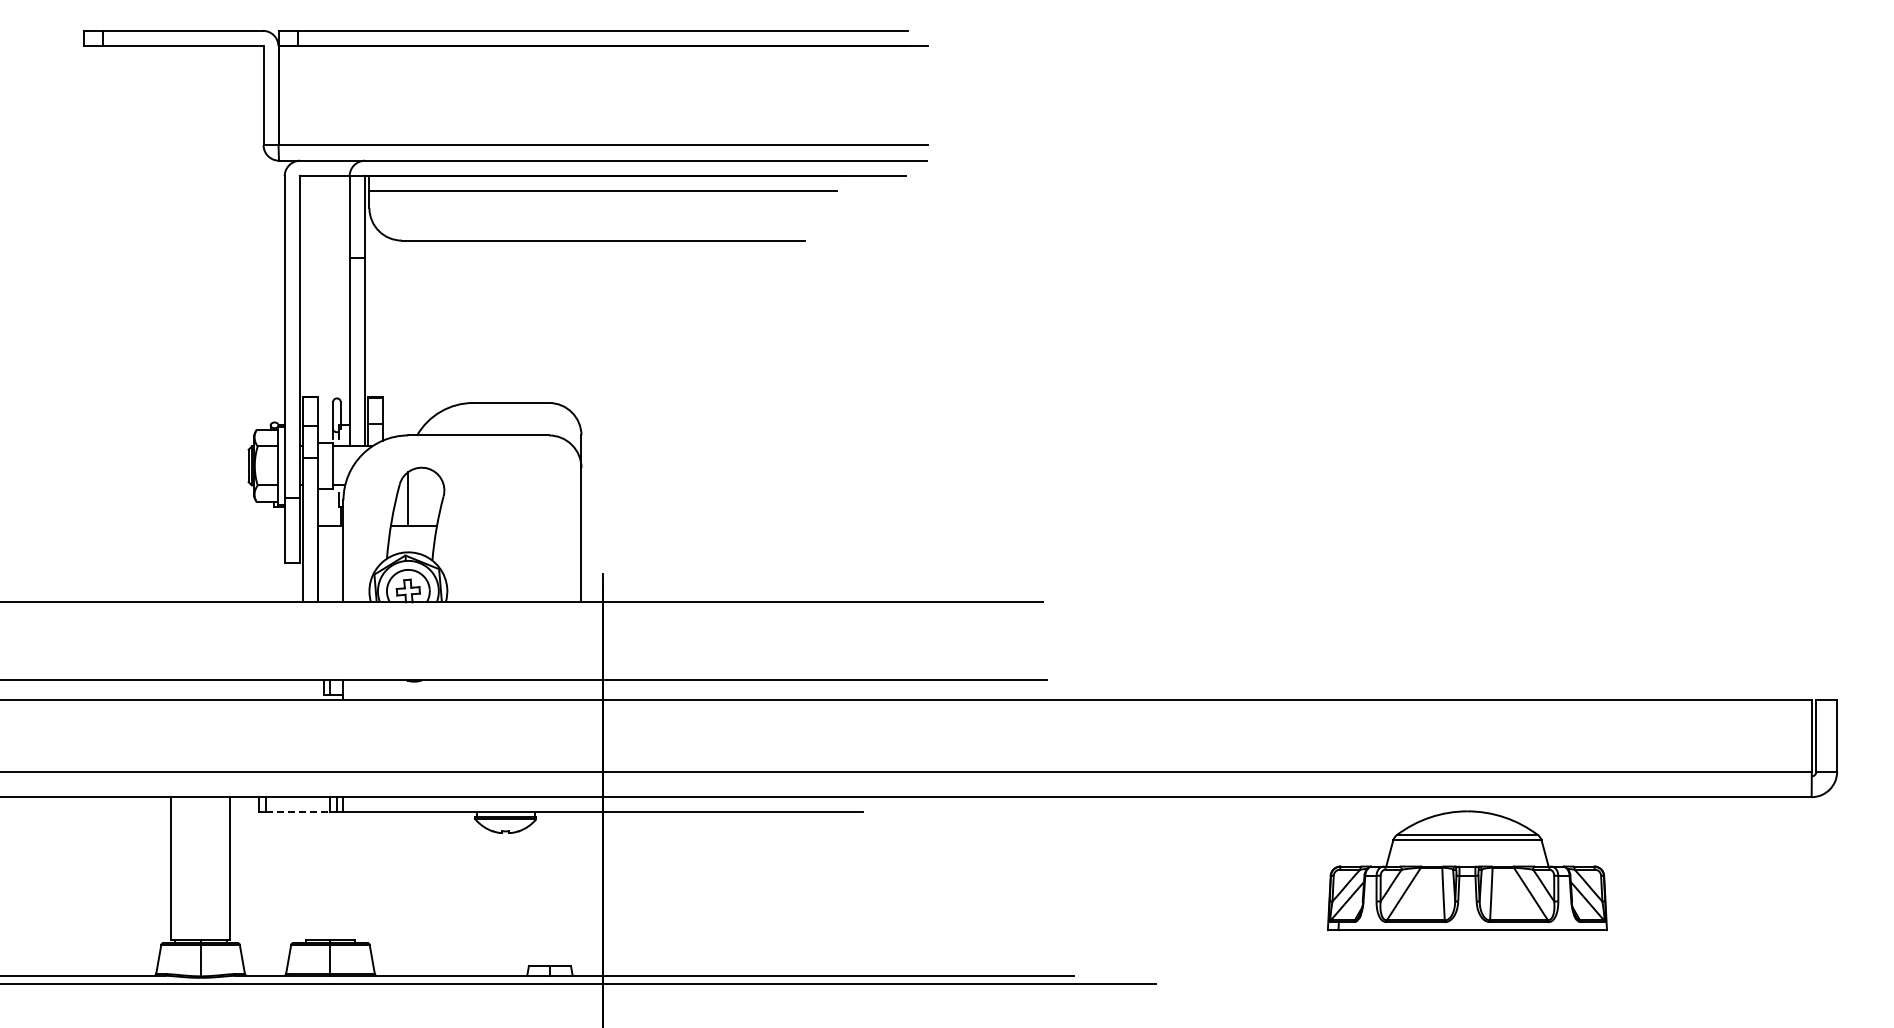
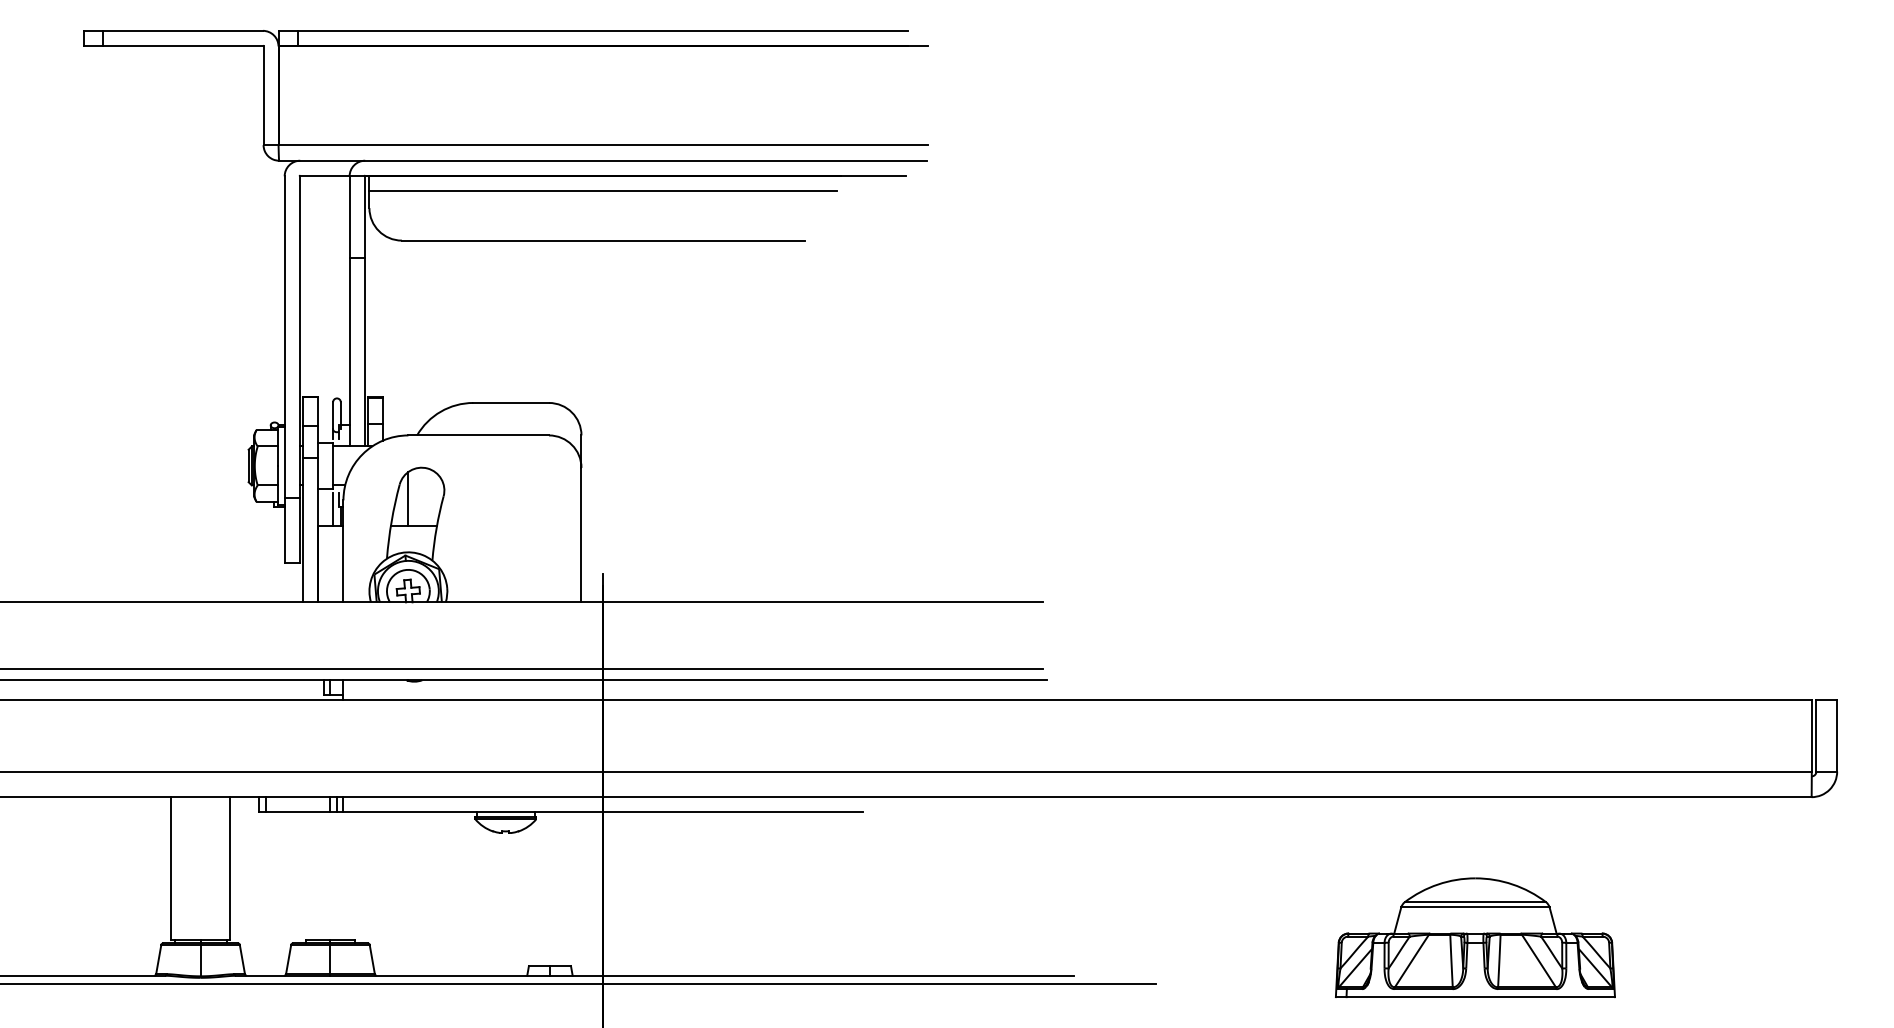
line: none -> present (333, 509)
line: none -> present (522, 669)
line: dashed -> solid (298, 812)
part position: (1467, 870) -> (1475, 937) (1475, 937)
